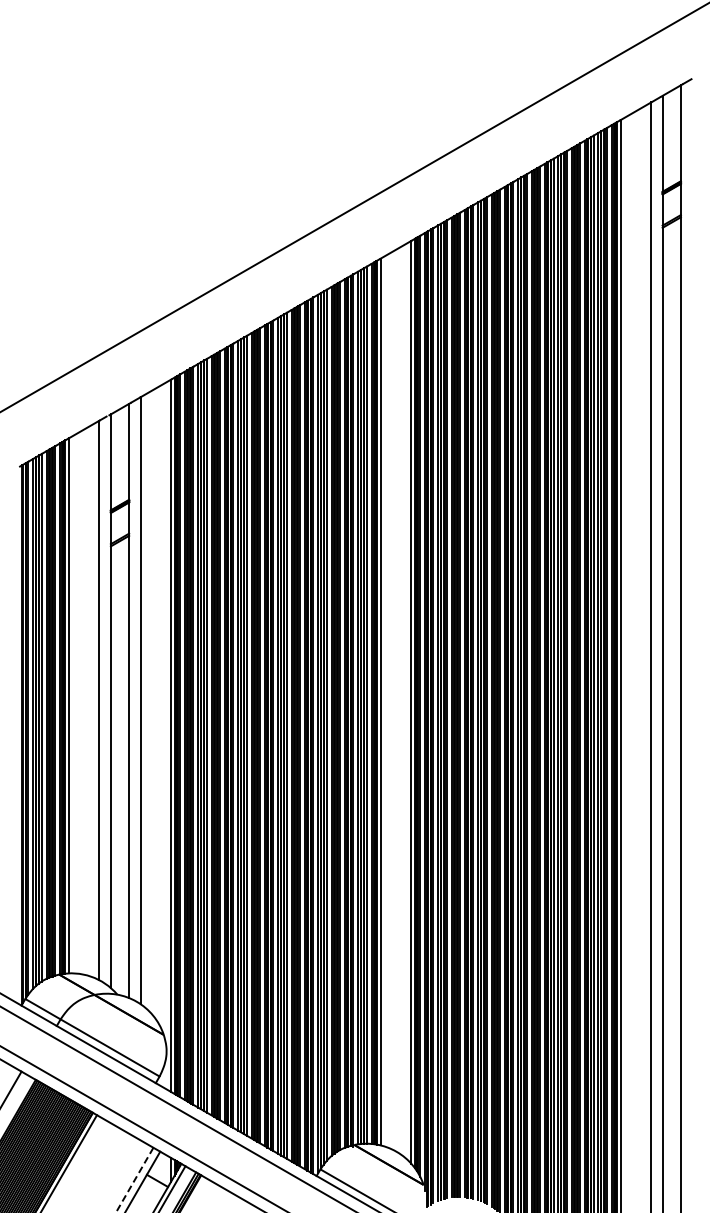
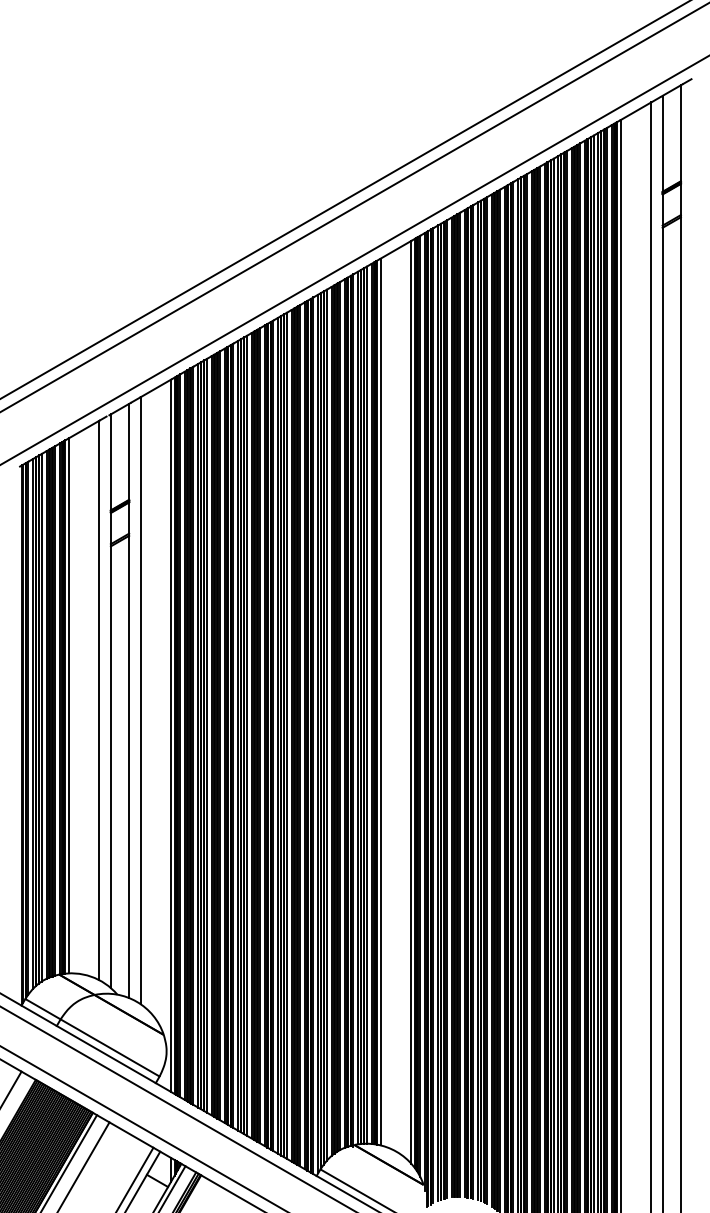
line: none -> present (344, 199)
line: none -> present (354, 260)
line: none -> present (84, 1165)
line: dashed -> solid (134, 1180)
